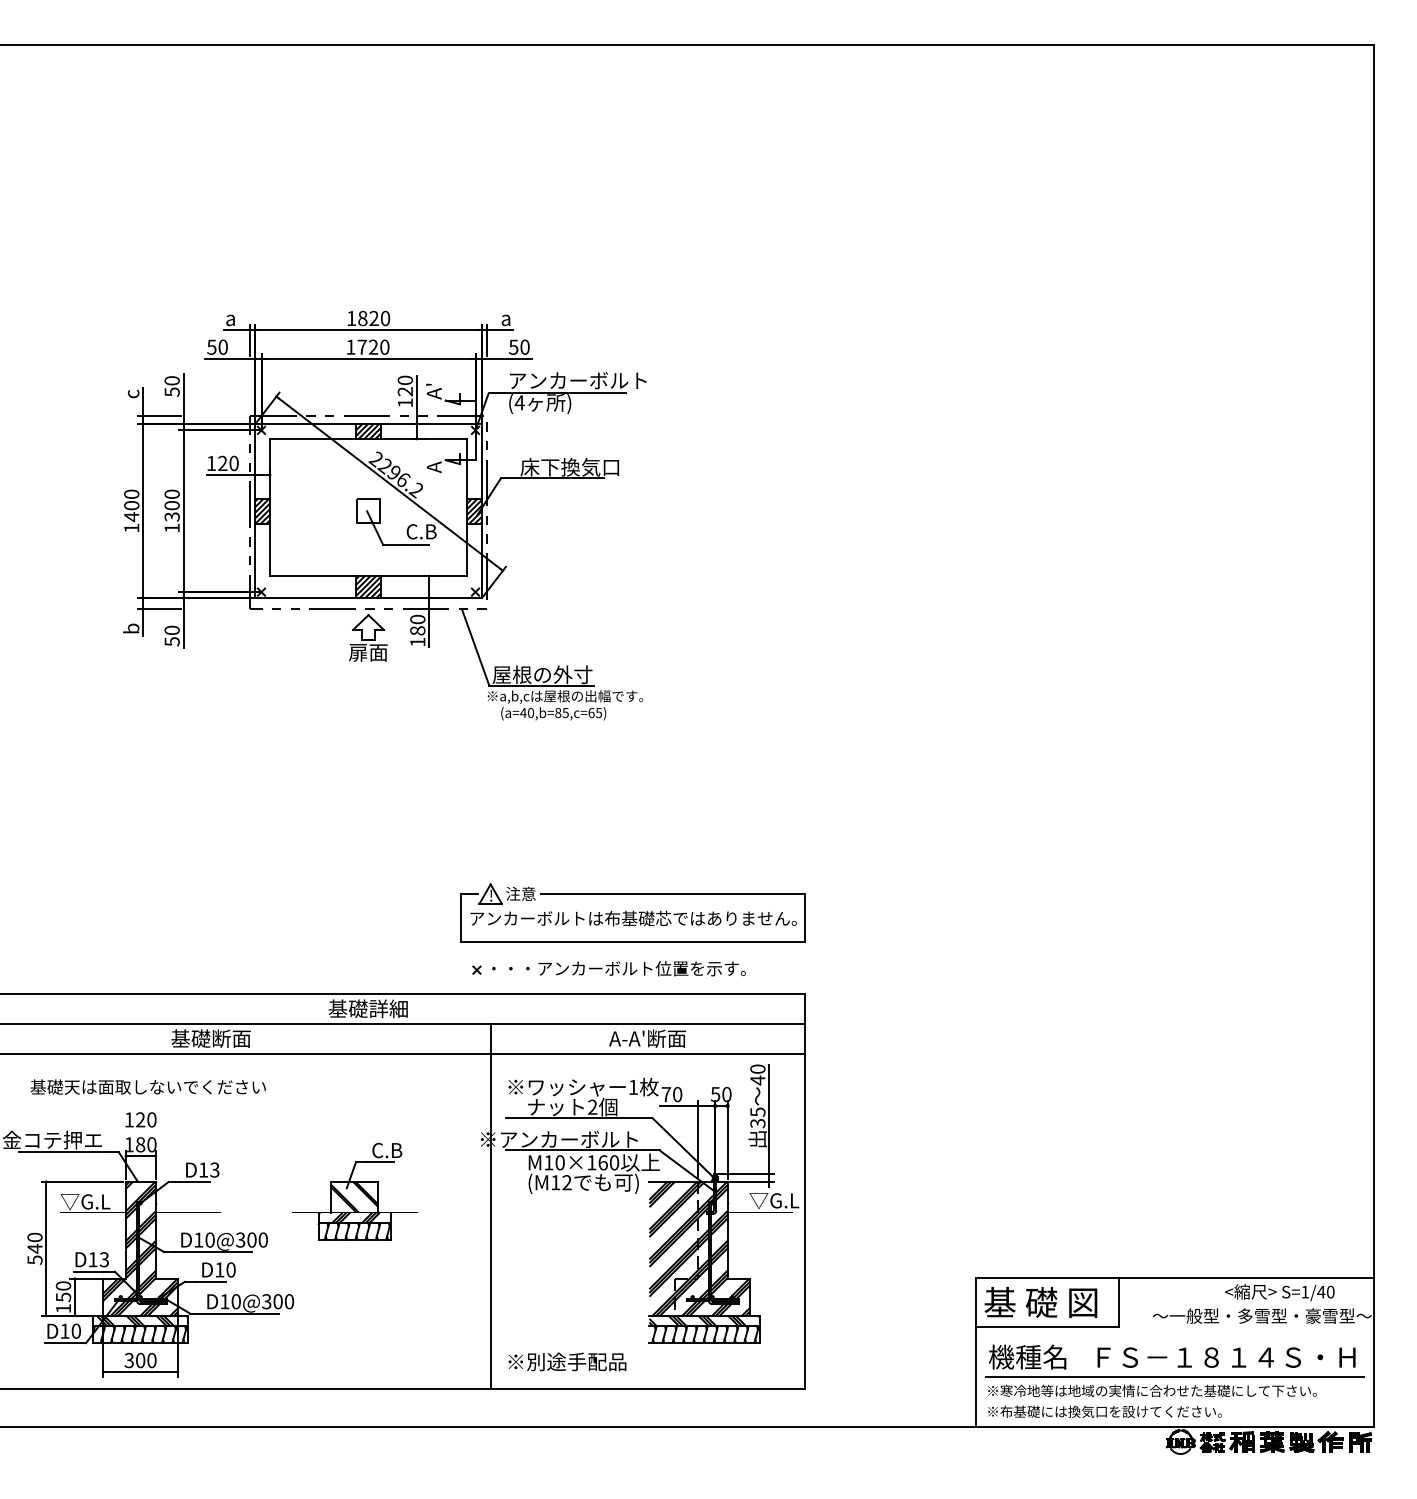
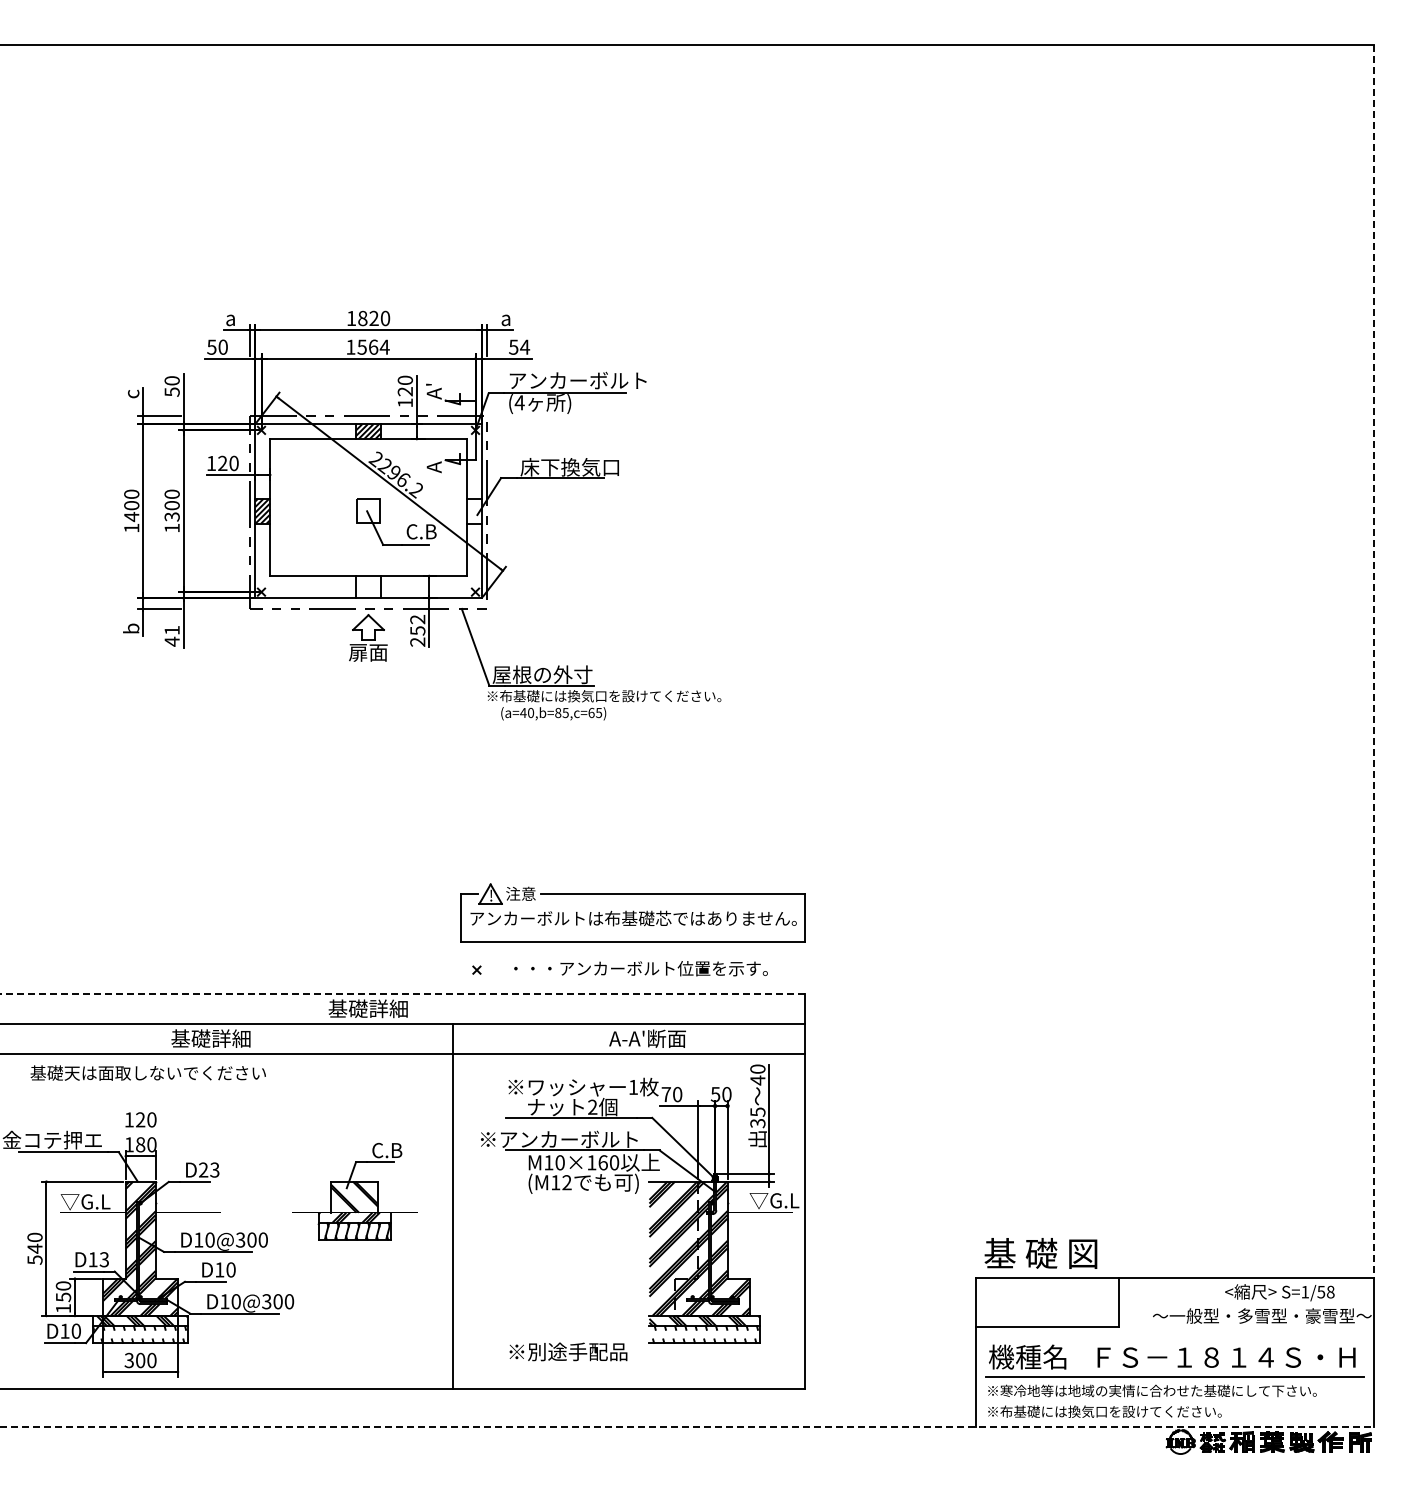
text: 1720 -> 1564 (373, 346)
text: 50 -> 54 (525, 346)
hatch: present -> none (473, 510)
hatch: present -> none (368, 586)
text: 180 -> 252 (417, 630)
text: 50 -> 41 (171, 635)
line: solid -> dashed (1374, 661)
text: ※a,b,cは屋根の出幅です。 -> ※布基礎には換気口を設けてください。 (610, 696)
text position: (618, 968) -> (640, 968) (640, 968)
line: solid -> dashed (402, 994)
text: 基礎断面 -> 基礎詳細 (231, 1038)
text position: (147, 1086) -> (147, 1072) (147, 1072)
text: D13 -> D23 (203, 1169)
line position: (490, 1206) -> (452, 1206) (452, 1206)
text: S=1/40 -> S=1/58 (1325, 1292)
text position: (1040, 1302) -> (1040, 1253) (1040, 1253)
hatch: present -> none (139, 1334)
hatch: present -> none (705, 1334)
text position: (567, 1361) -> (568, 1351) (568, 1351)
line: solid -> dashed (687, 1426)
